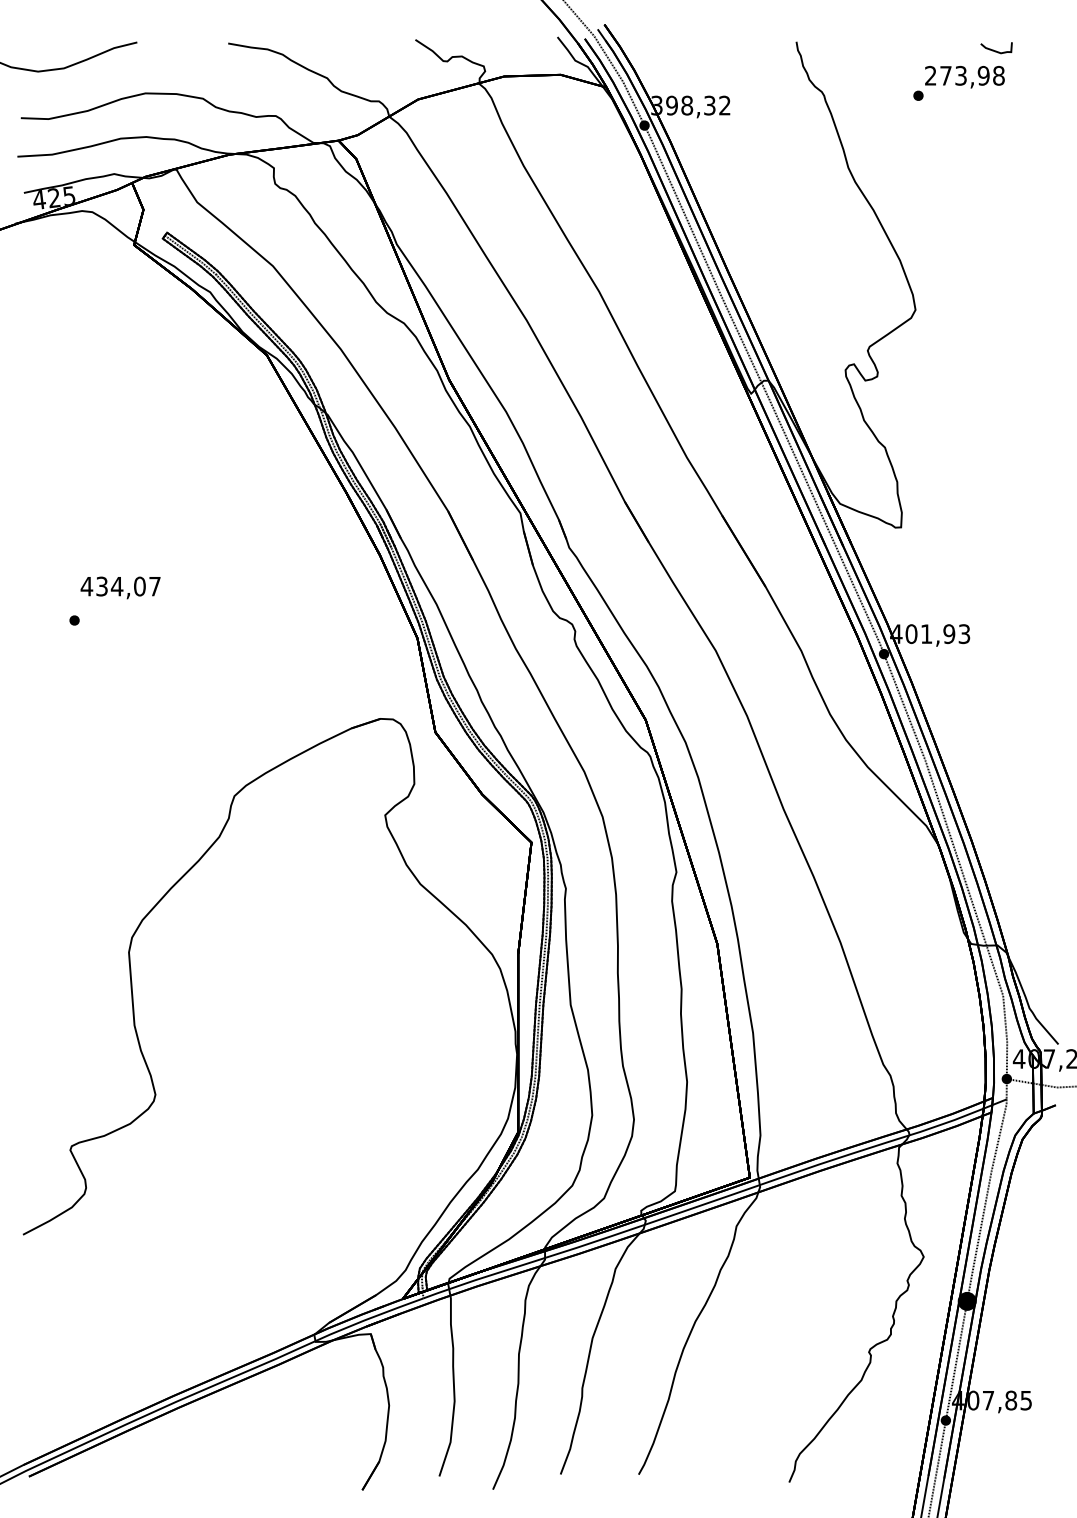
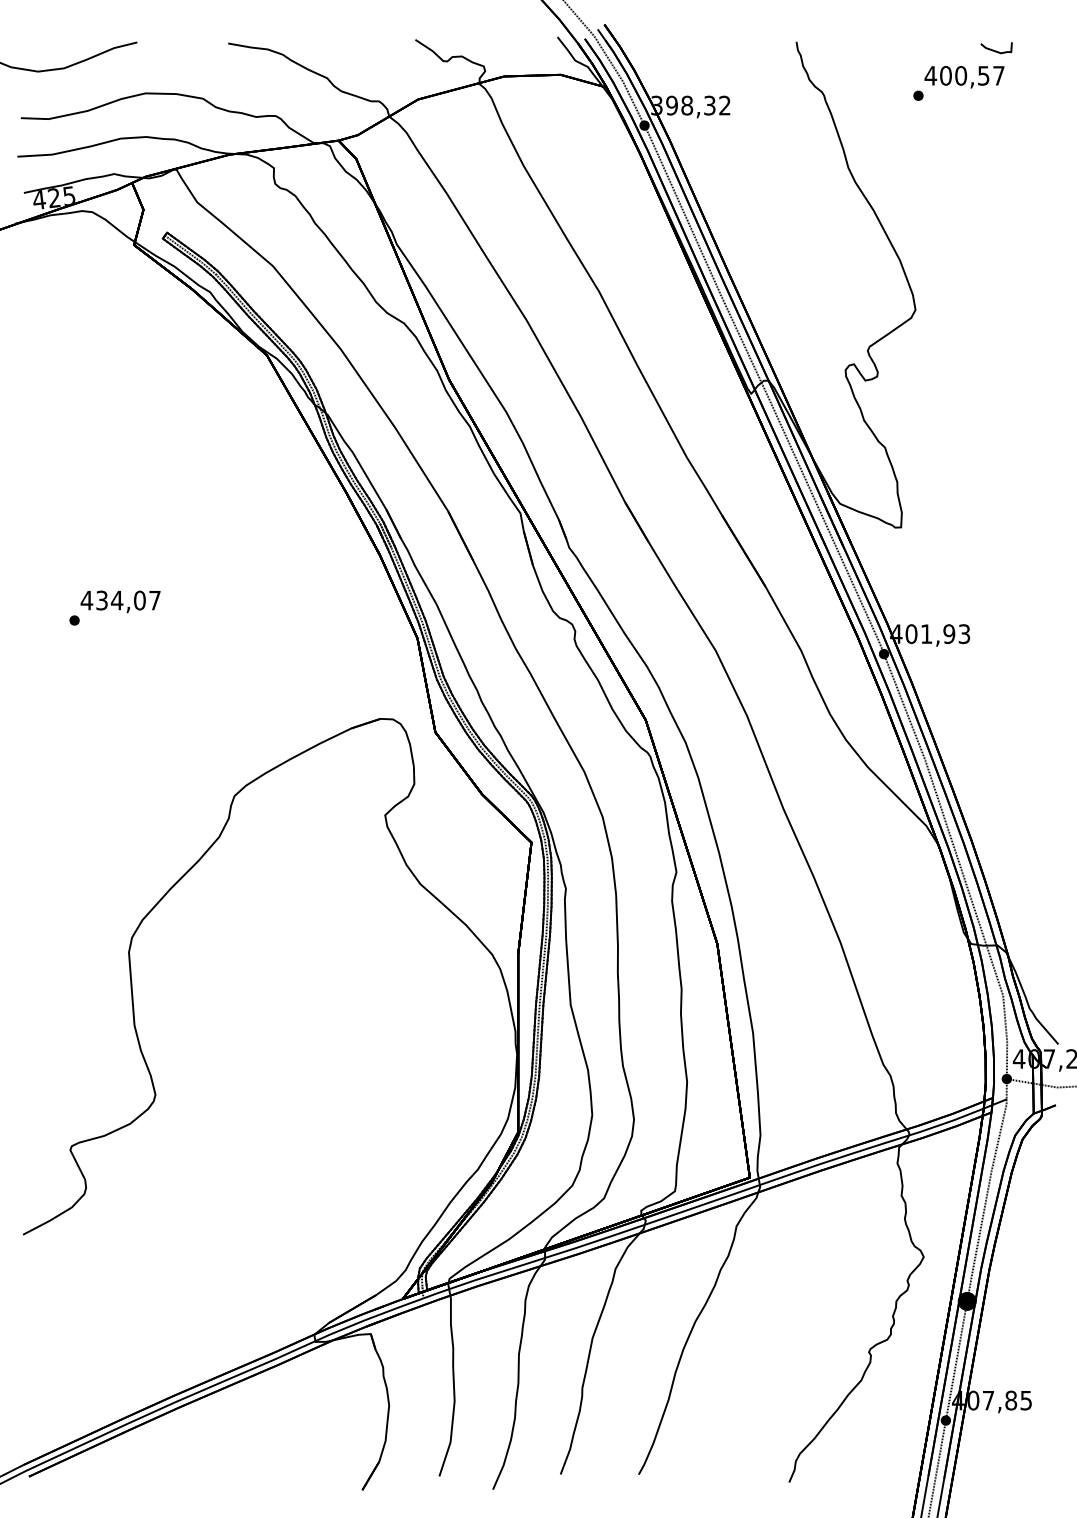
text: 273,98 -> 400,57 (964, 75)
text position: (120, 587) -> (120, 601) (120, 601)
